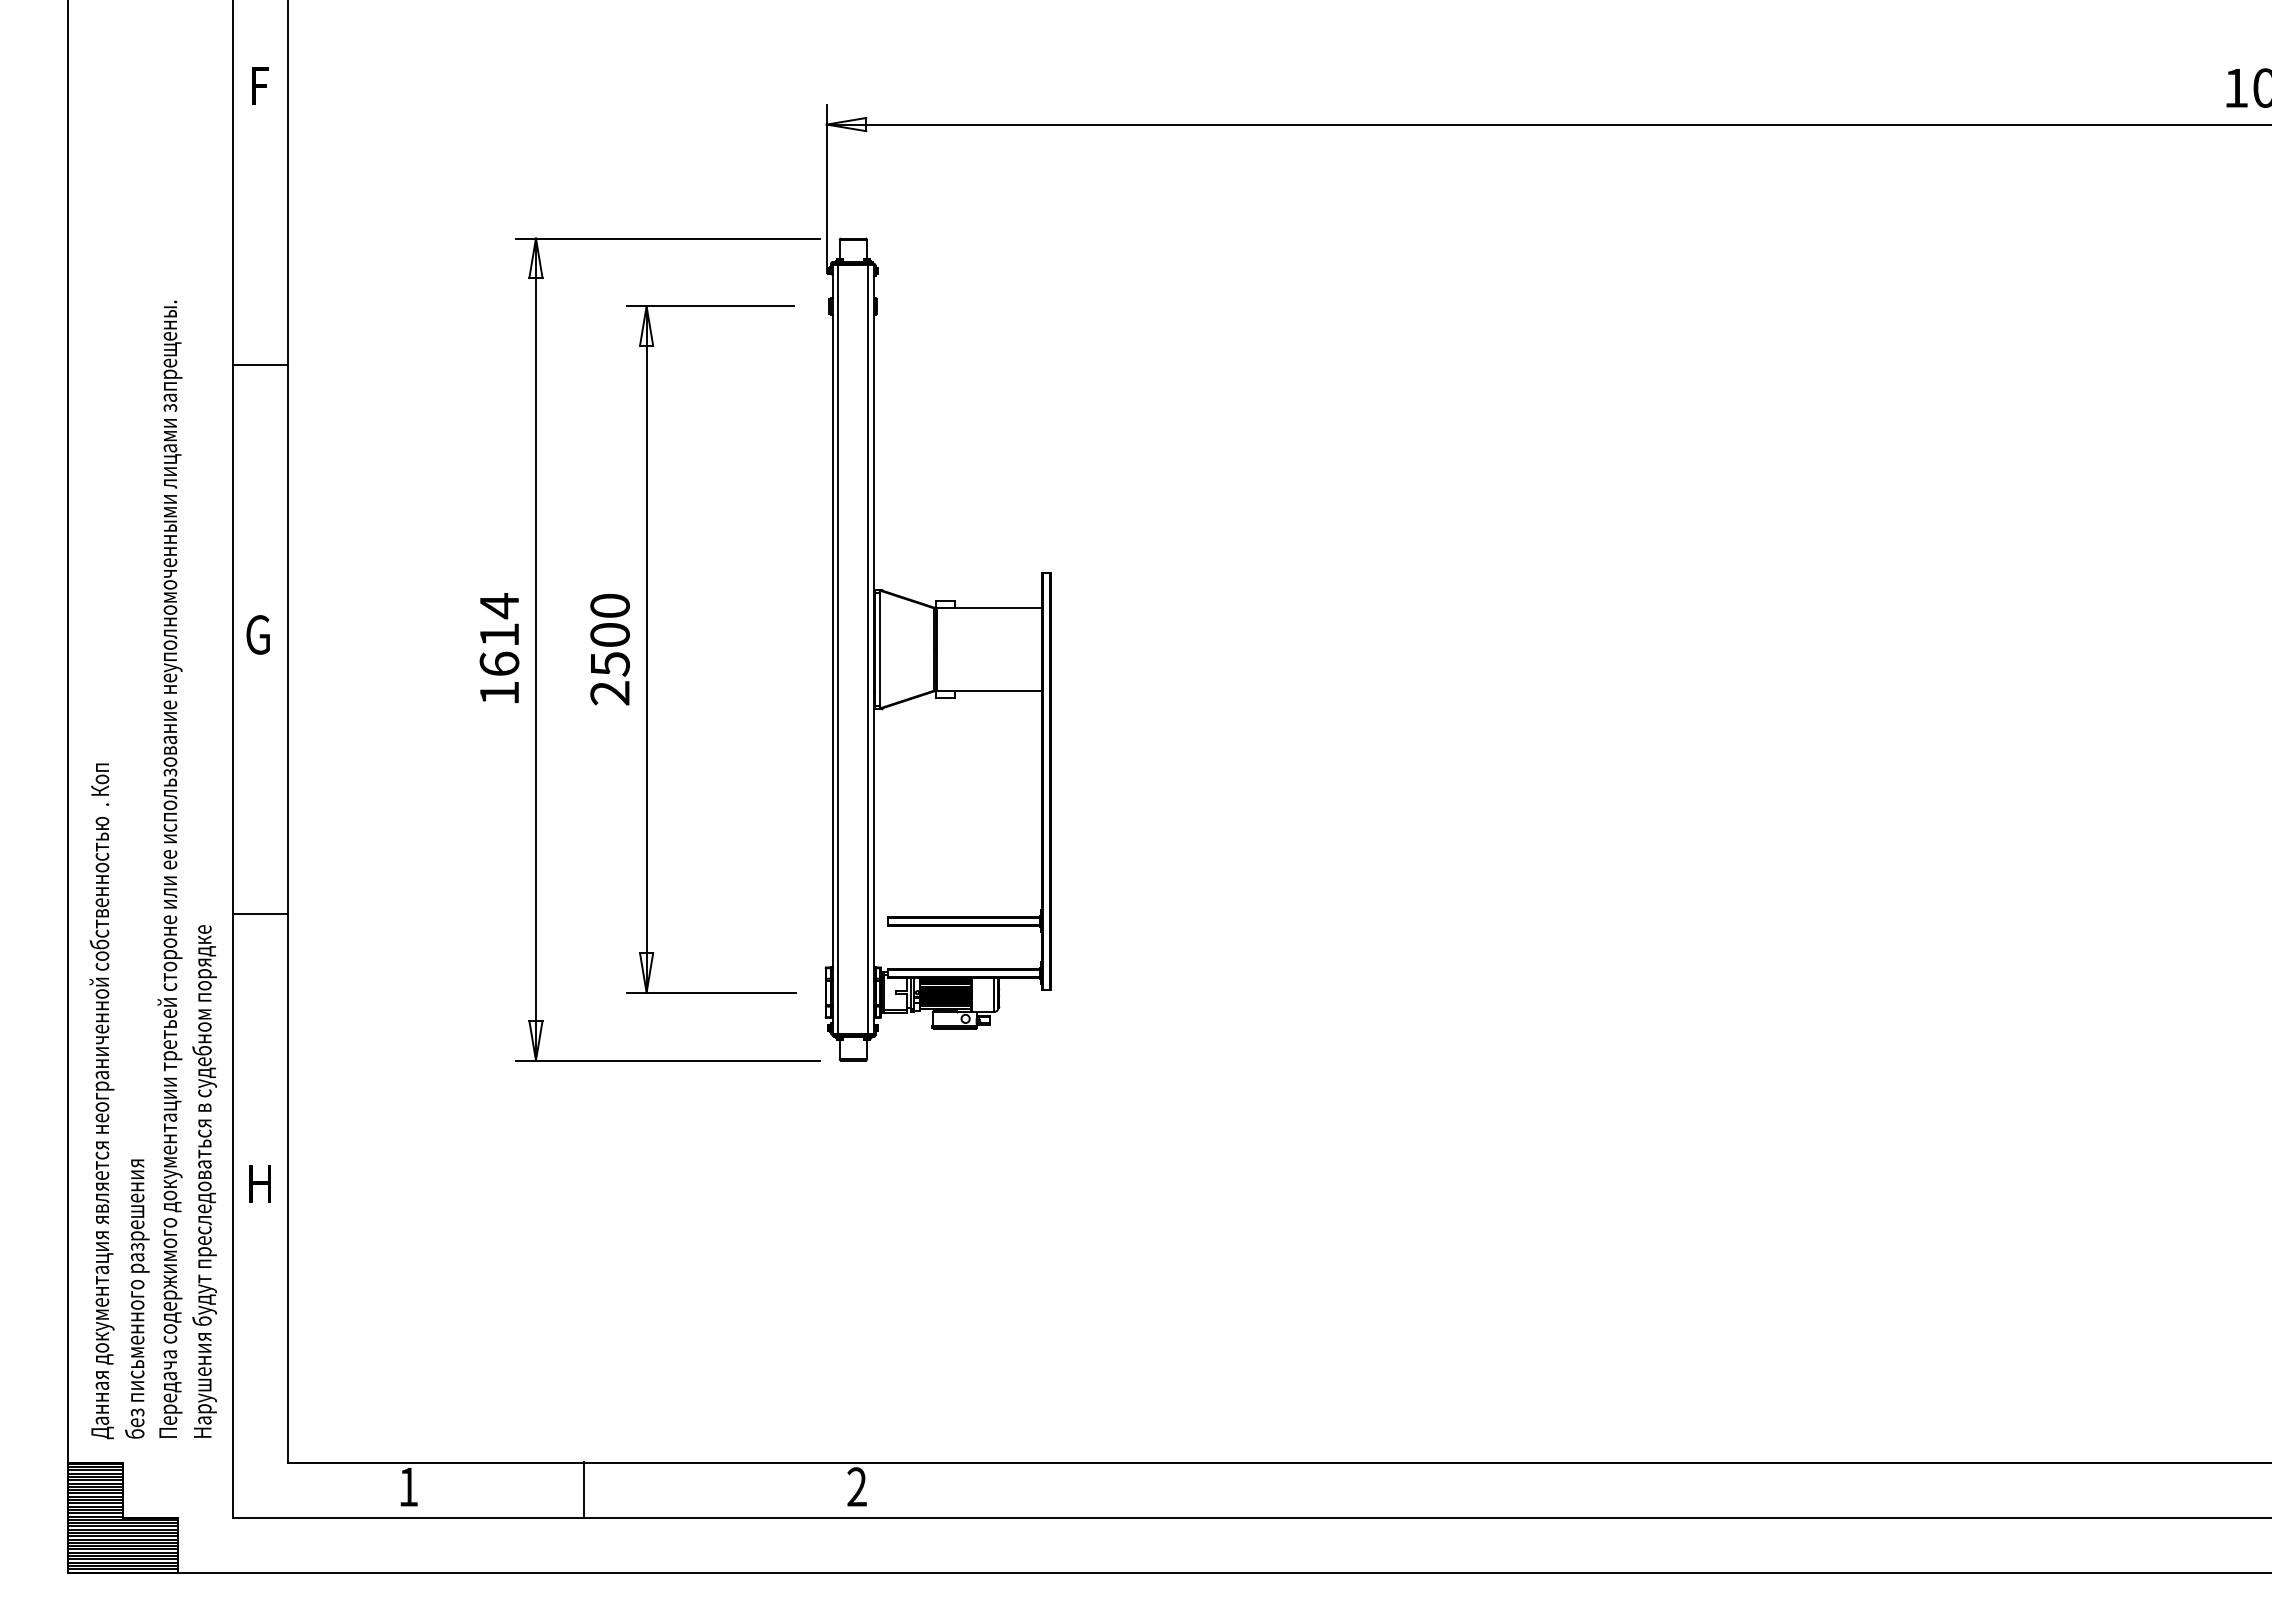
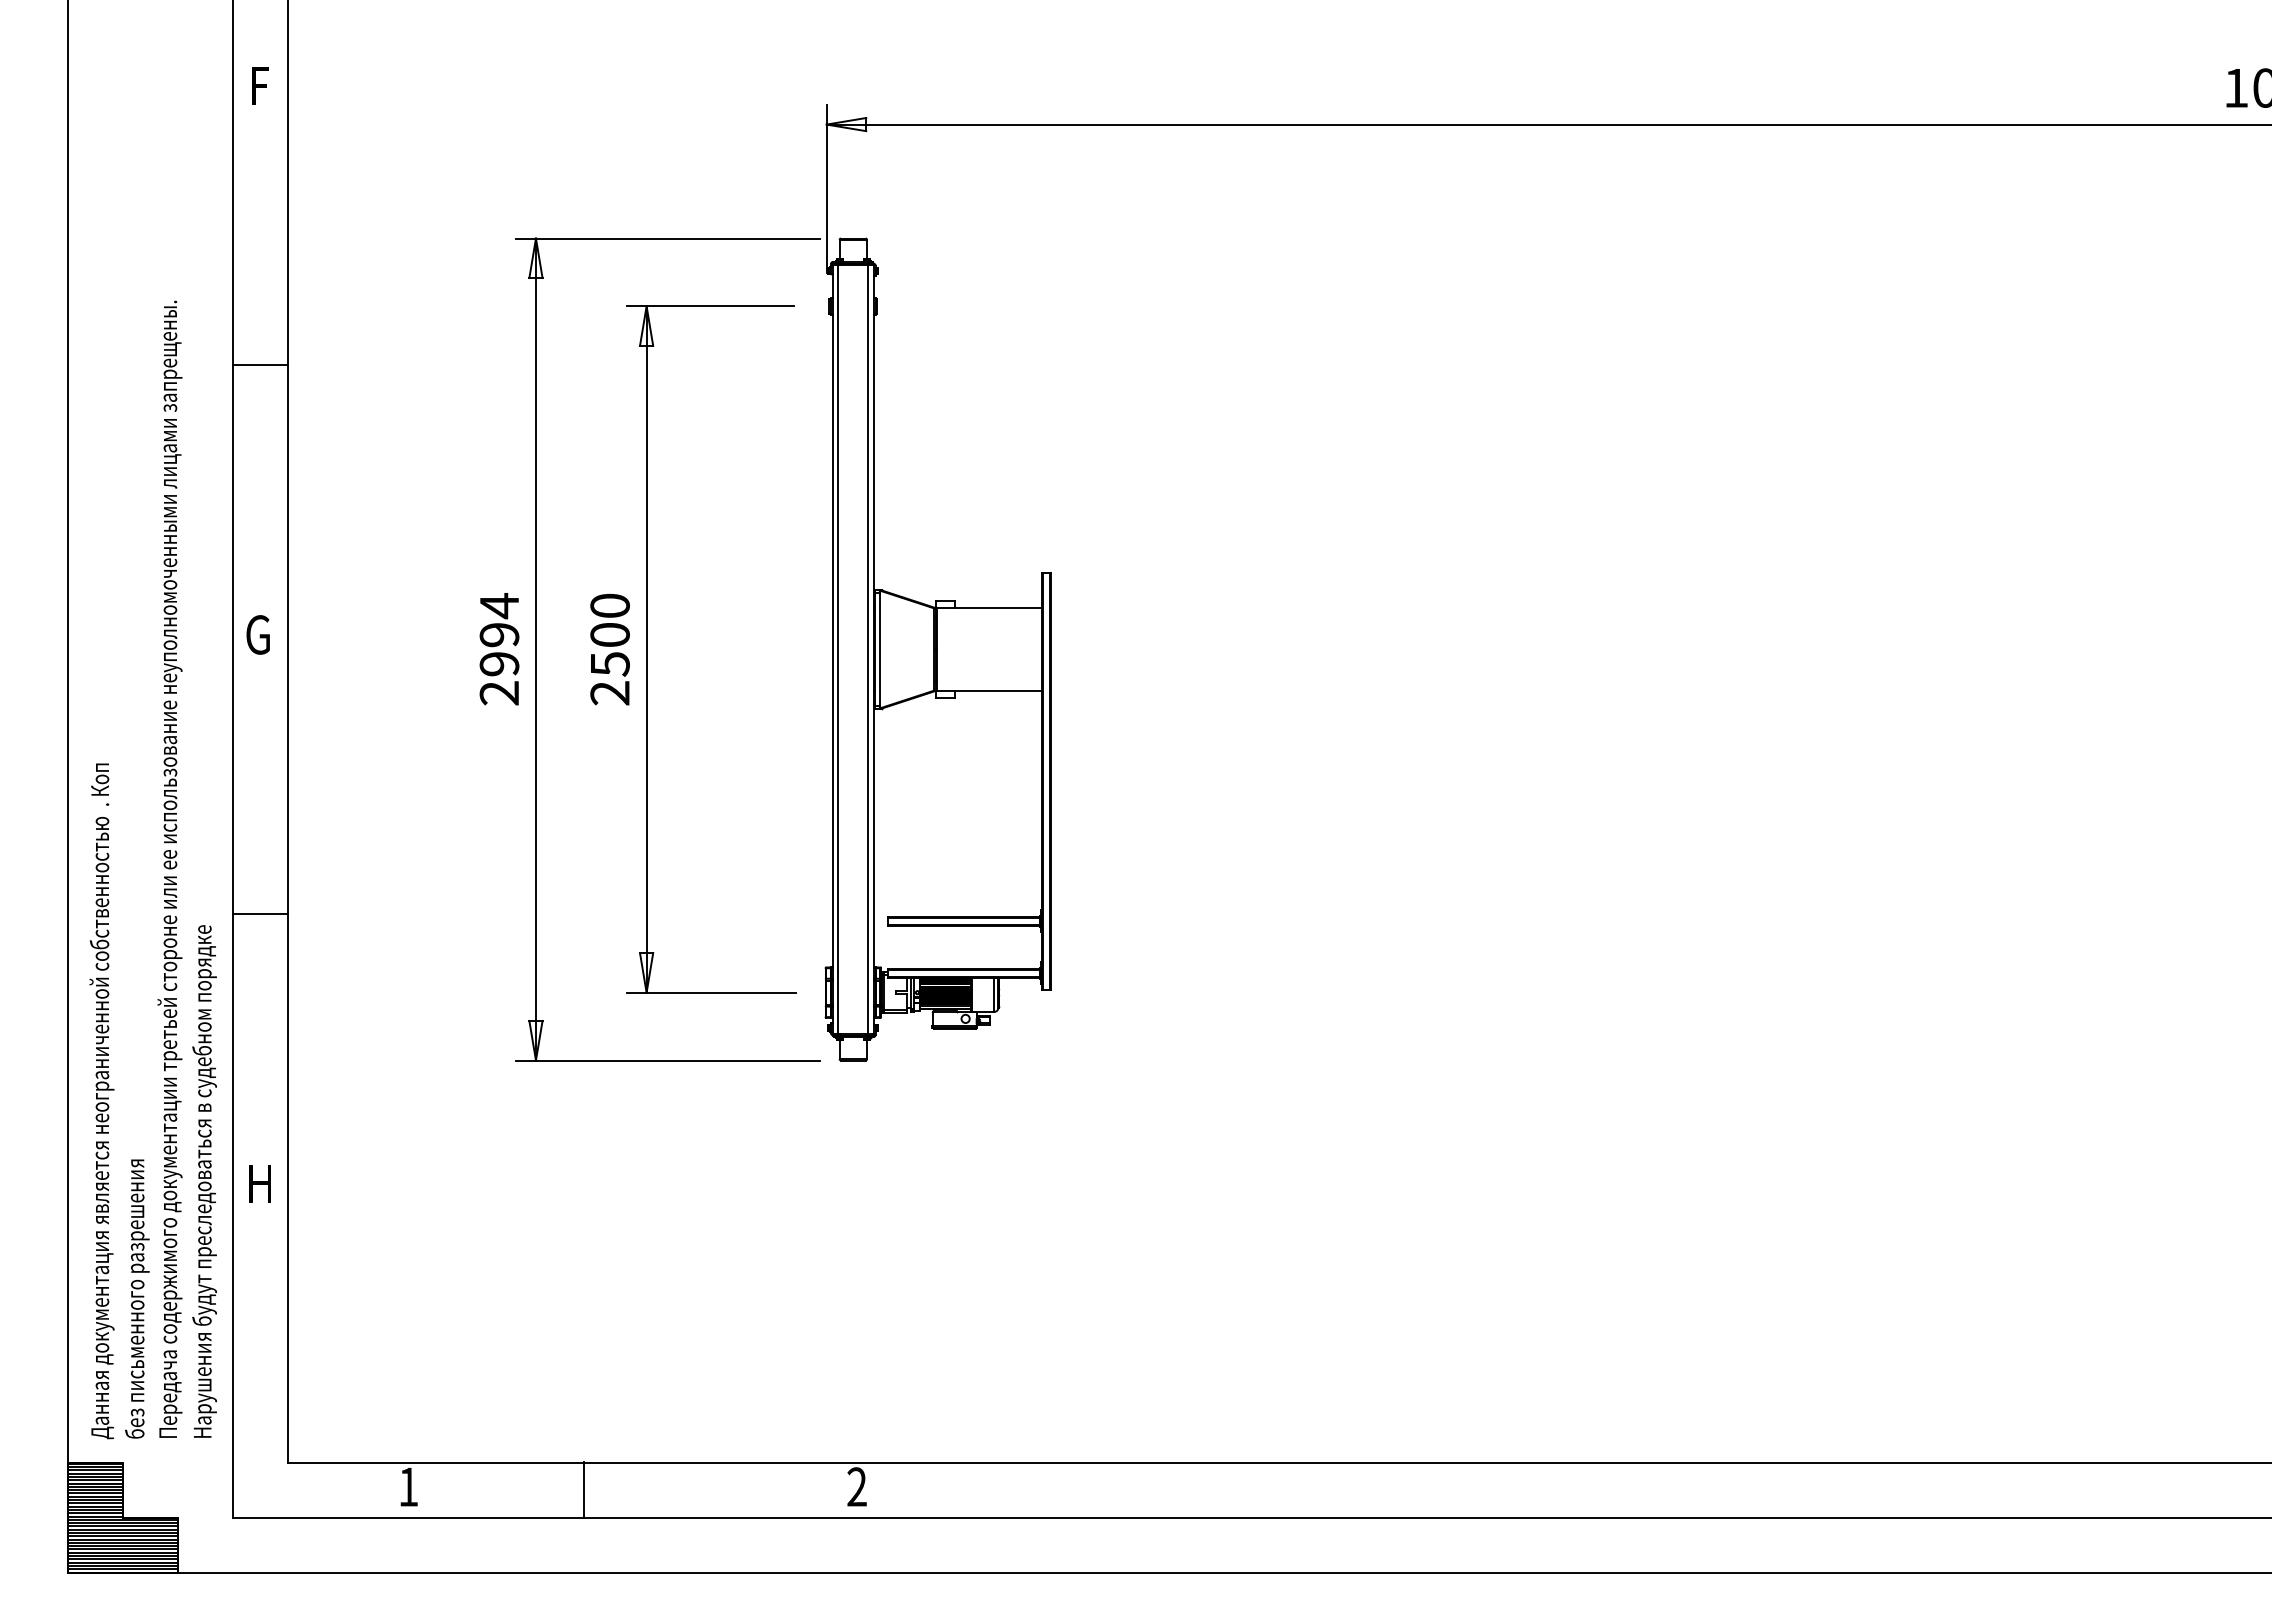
text: 1614 -> 2994 (499, 664)
